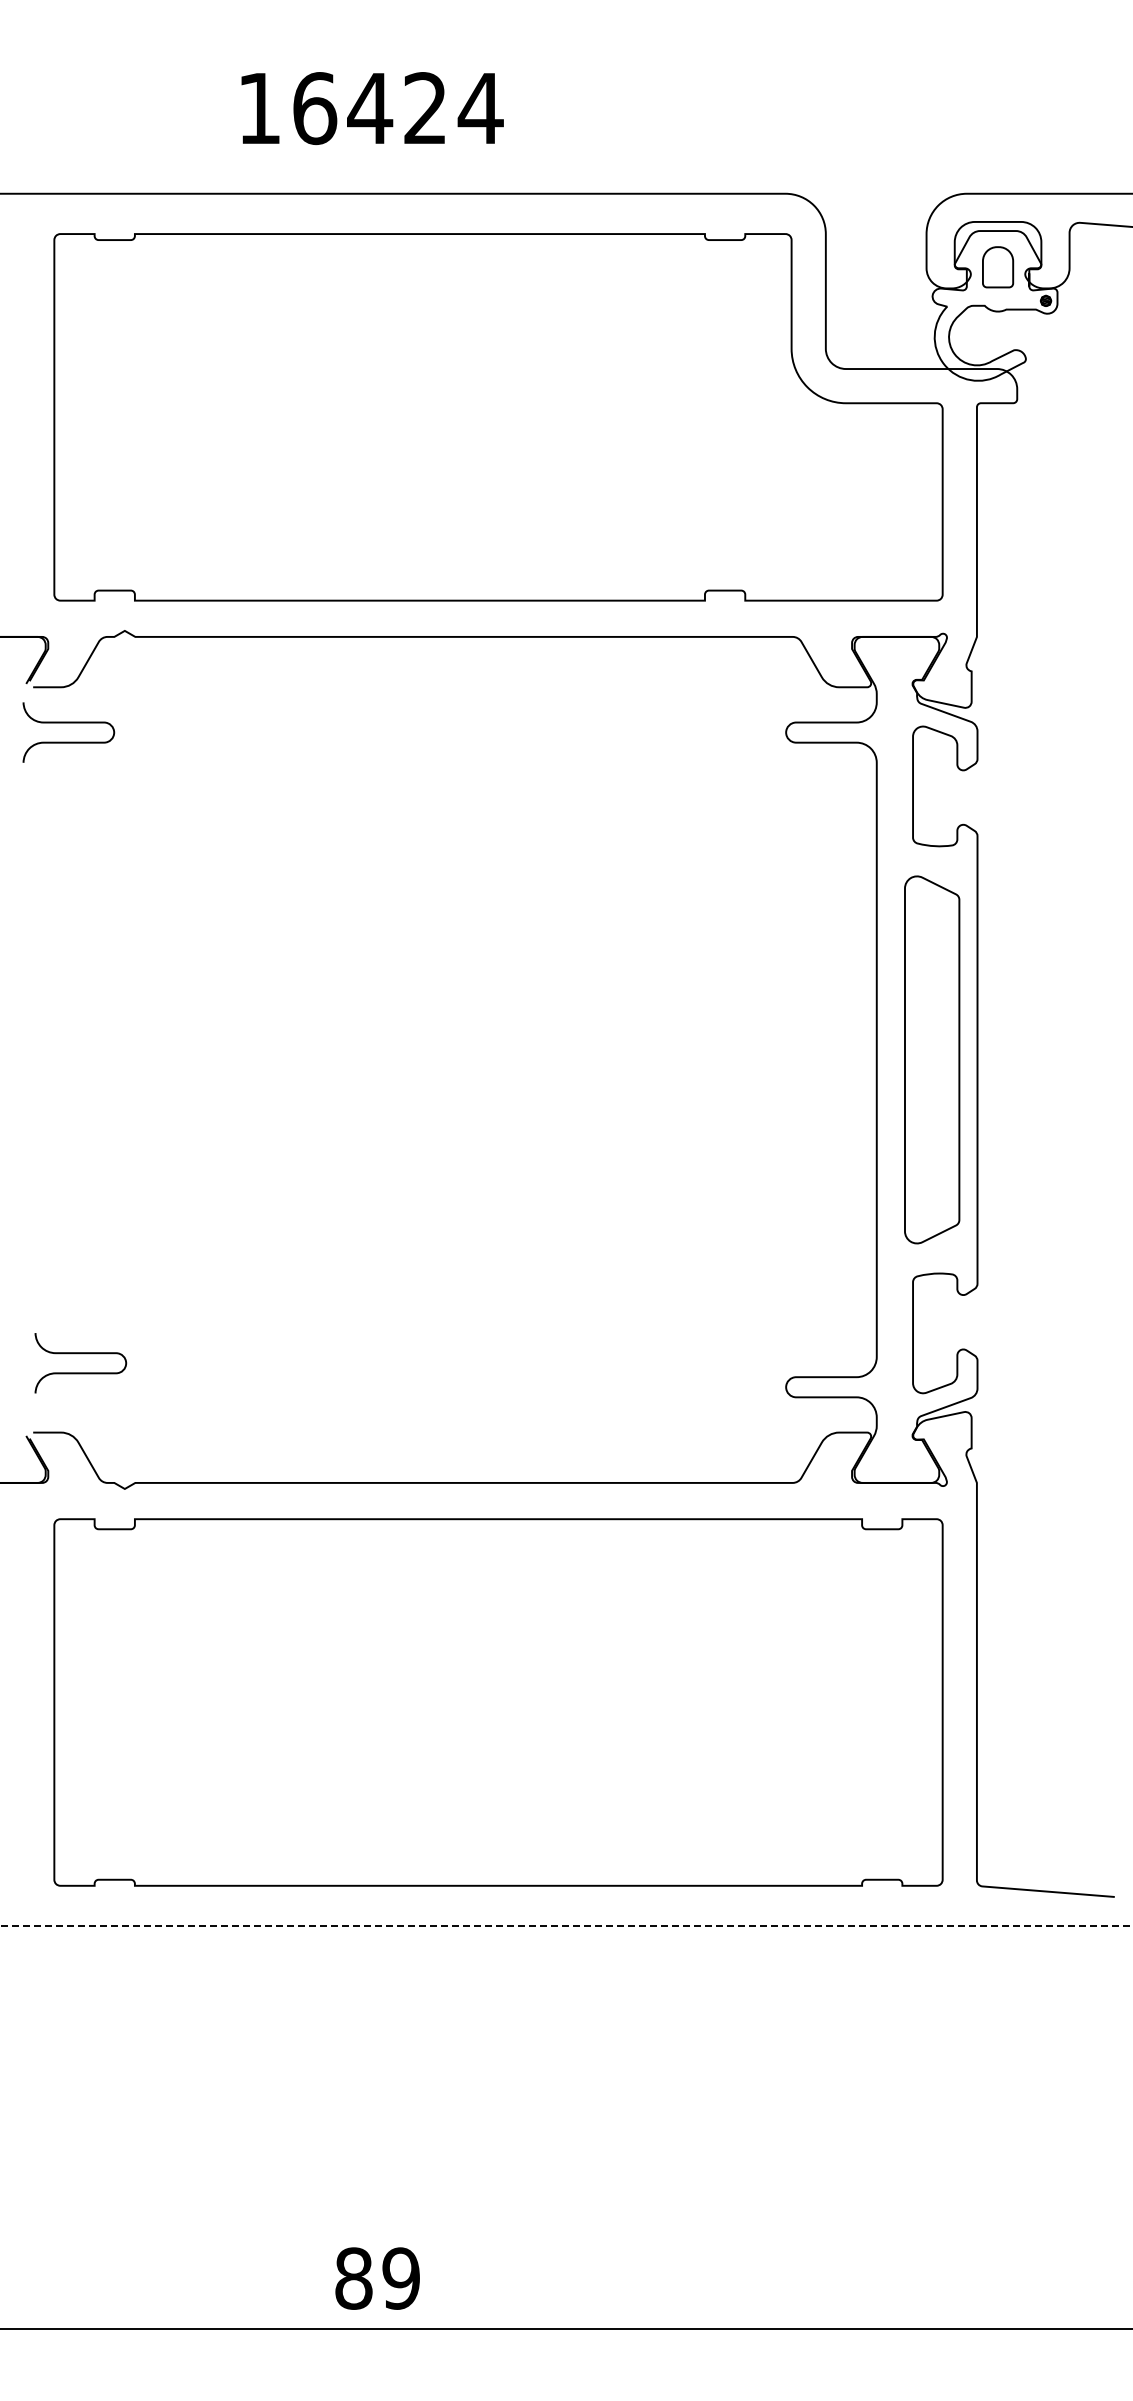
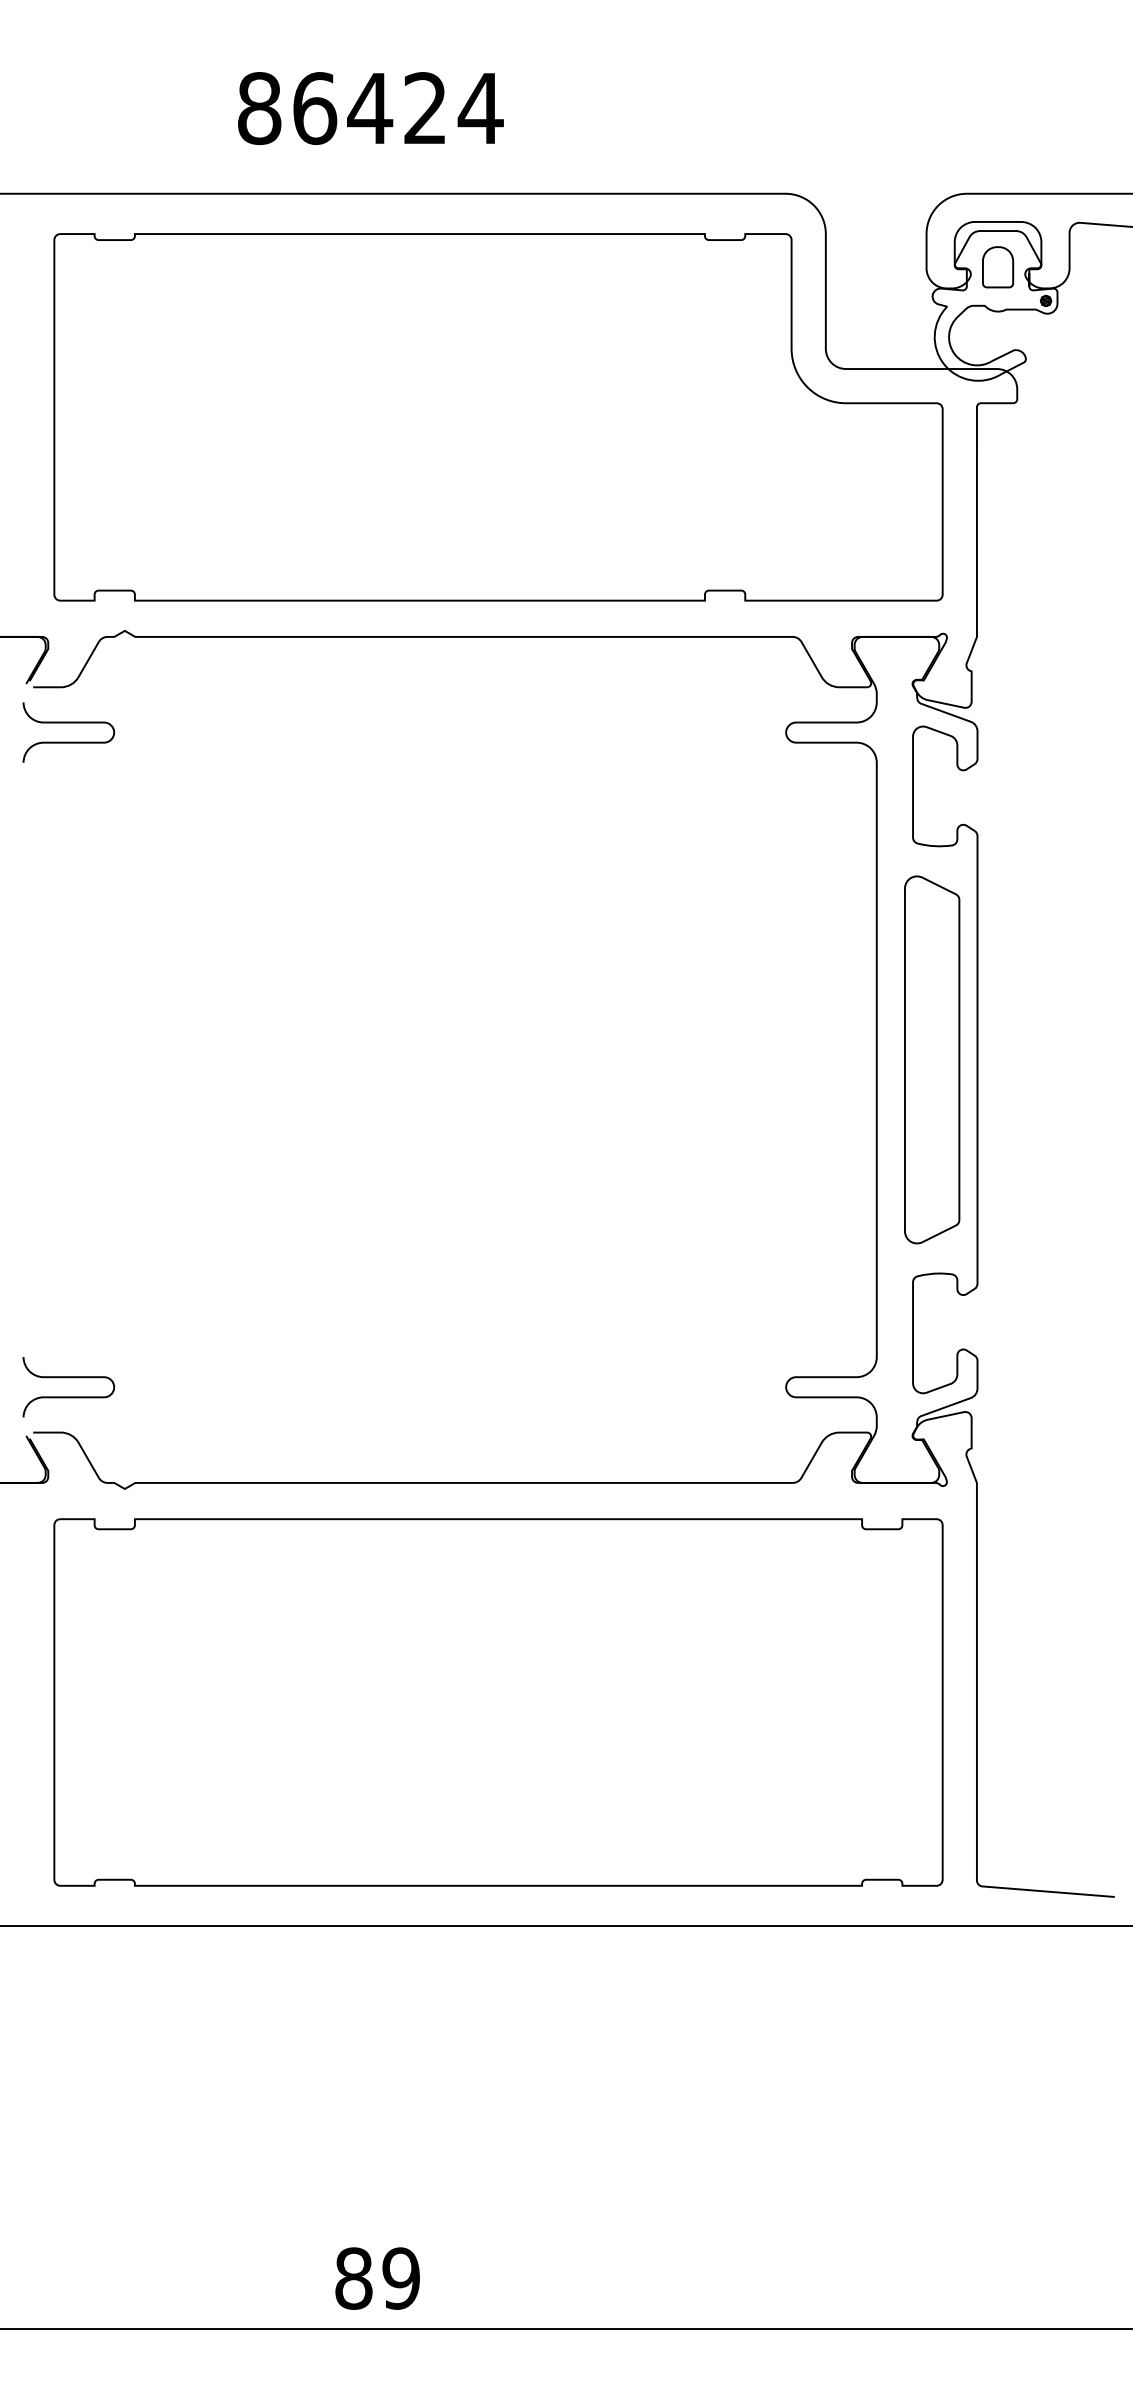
text: 16424 -> 86424 (259, 108)
curve position: (80, 1354) -> (68, 1378) (68, 1378)
line: dashed -> solid (565, 1926)
